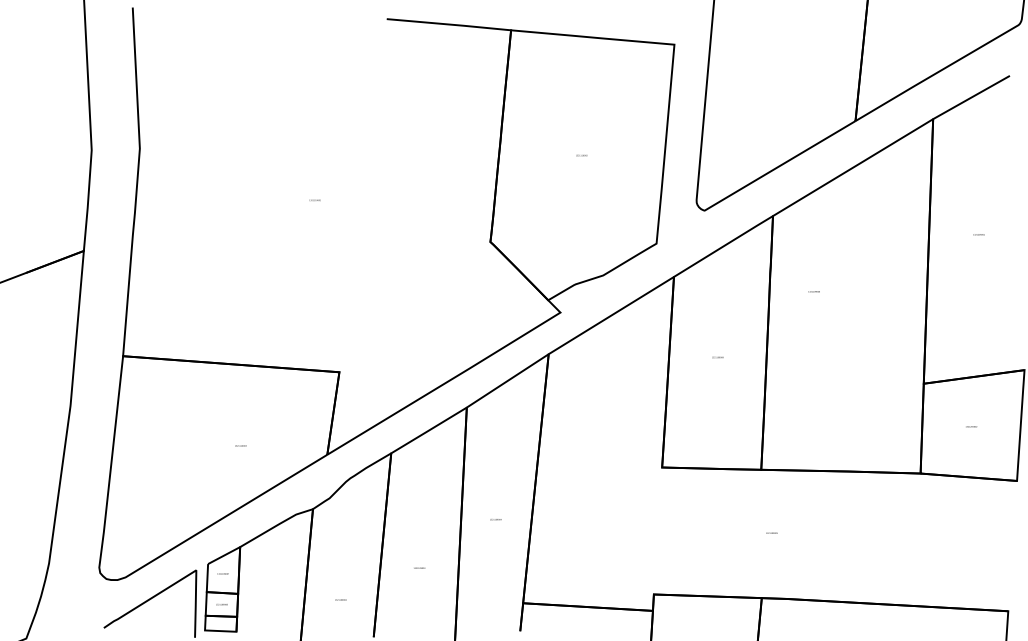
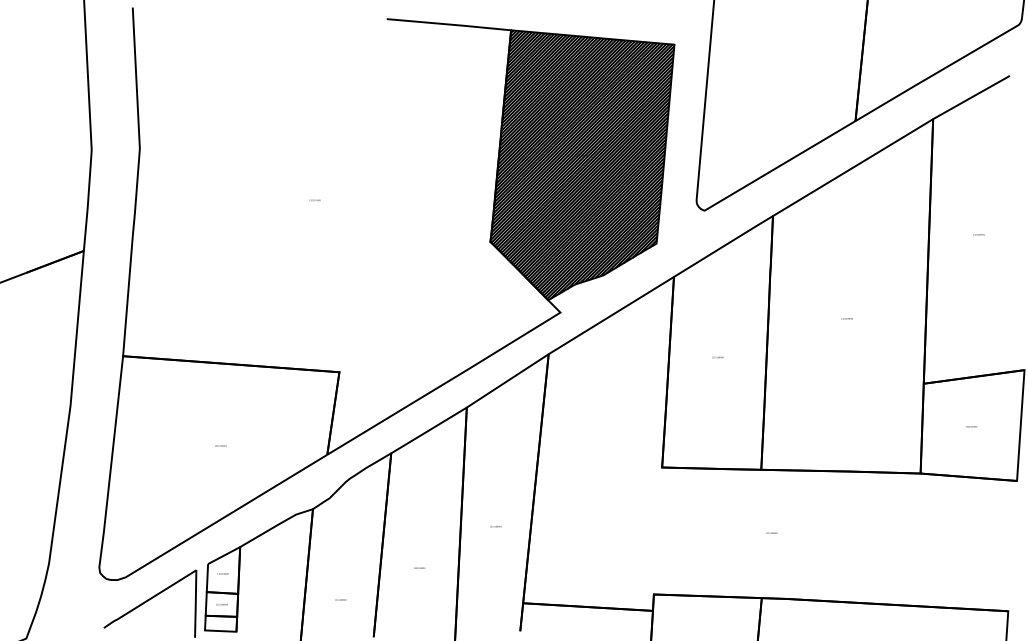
hatch: none -> present (582, 164)
text position: (813, 291) -> (846, 318) (846, 318)
text position: (240, 445) -> (220, 445) (220, 445)
text position: (495, 519) -> (495, 526) (495, 526)
